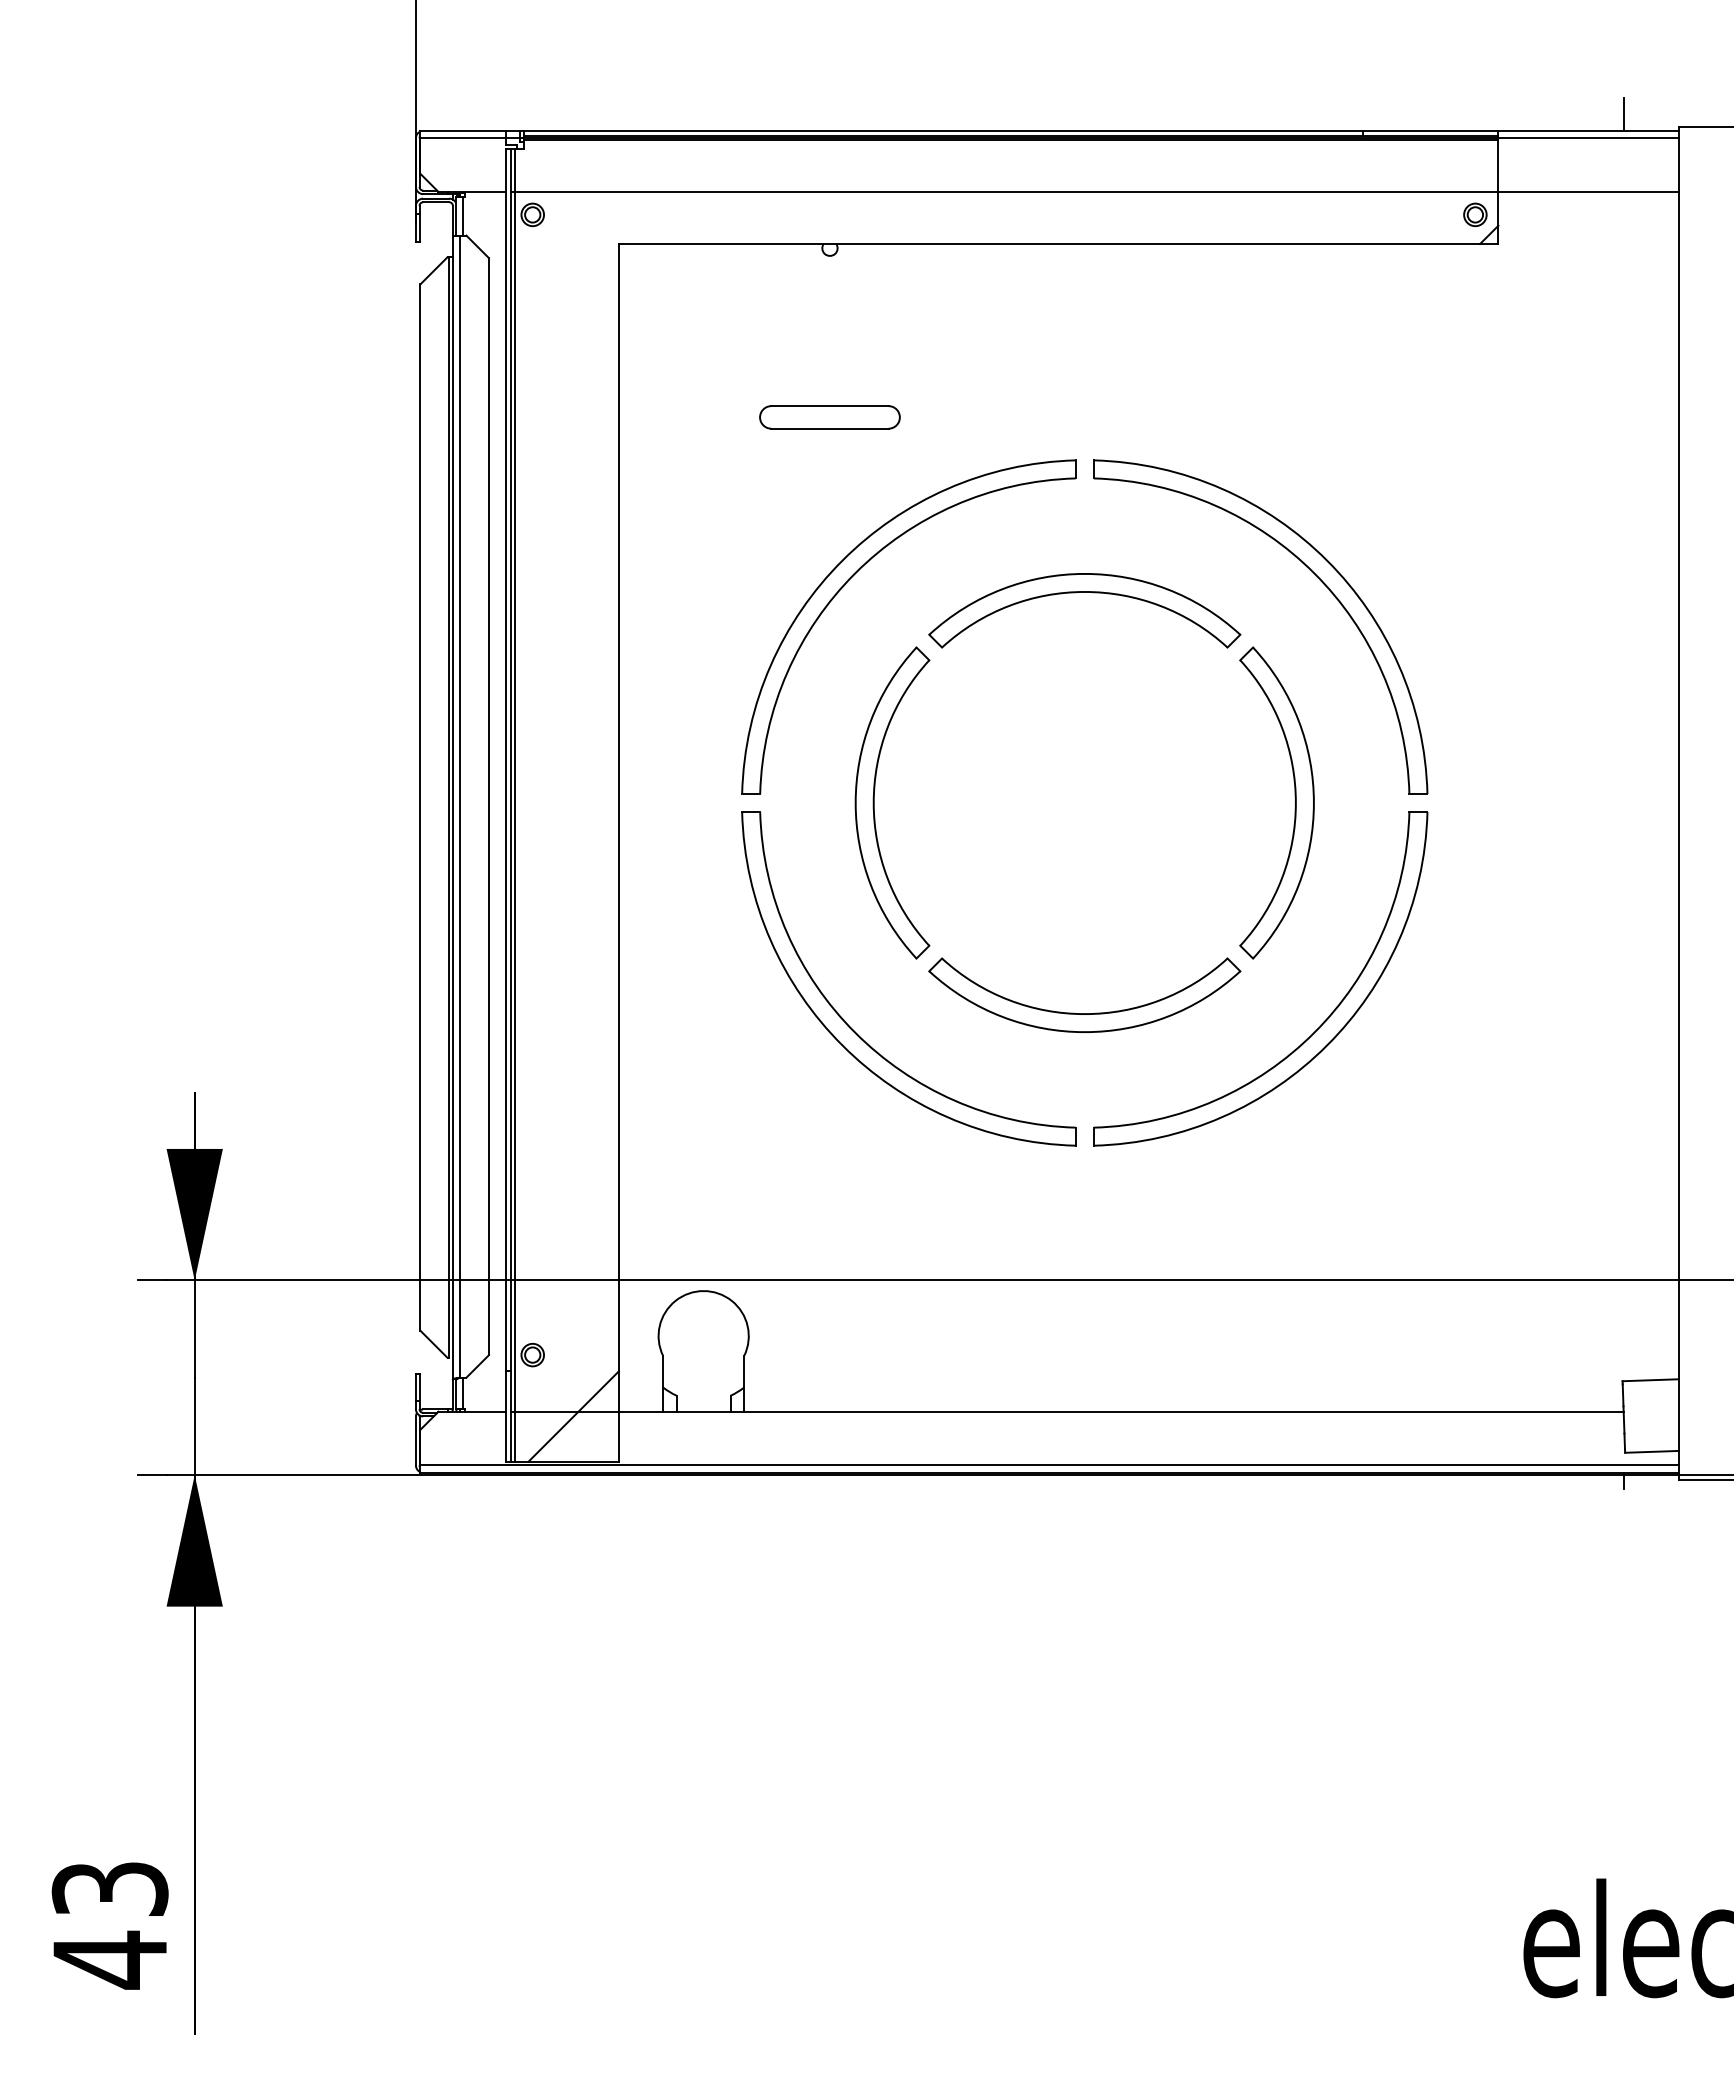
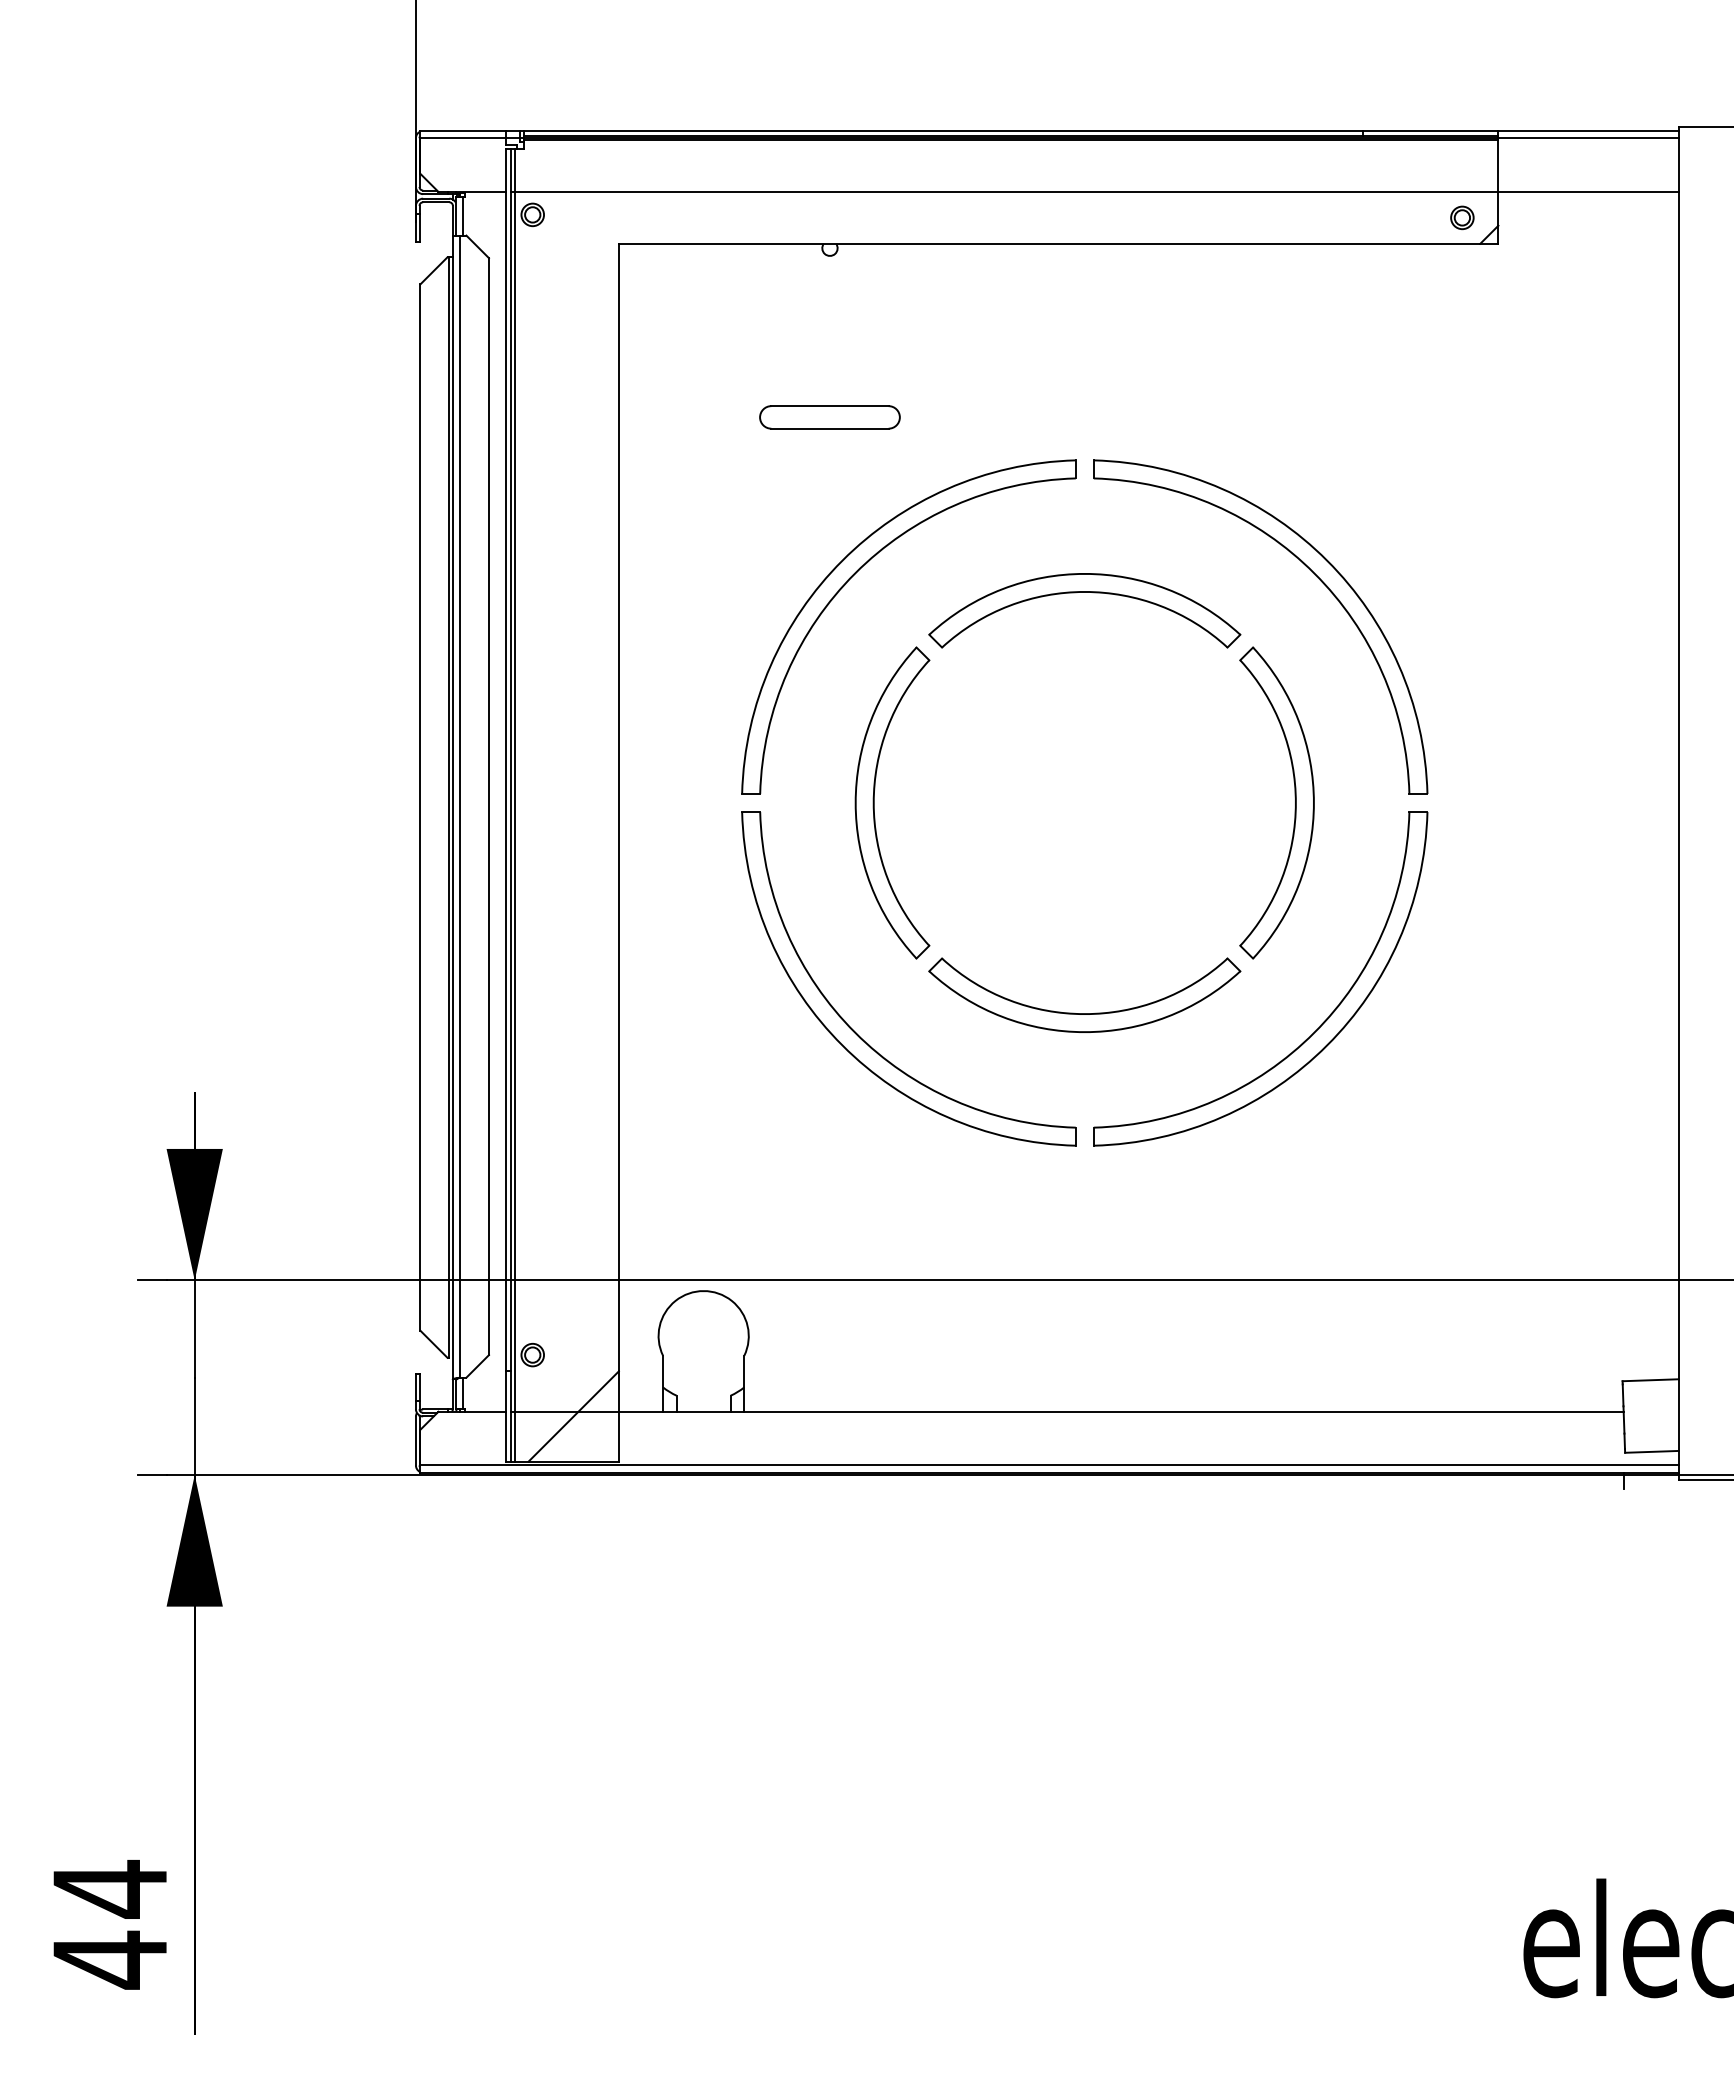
line: present -> none (1623, 114)
part position: (1475, 214) -> (1462, 217) (1462, 217)
text: 43 -> 44 (109, 1888)
